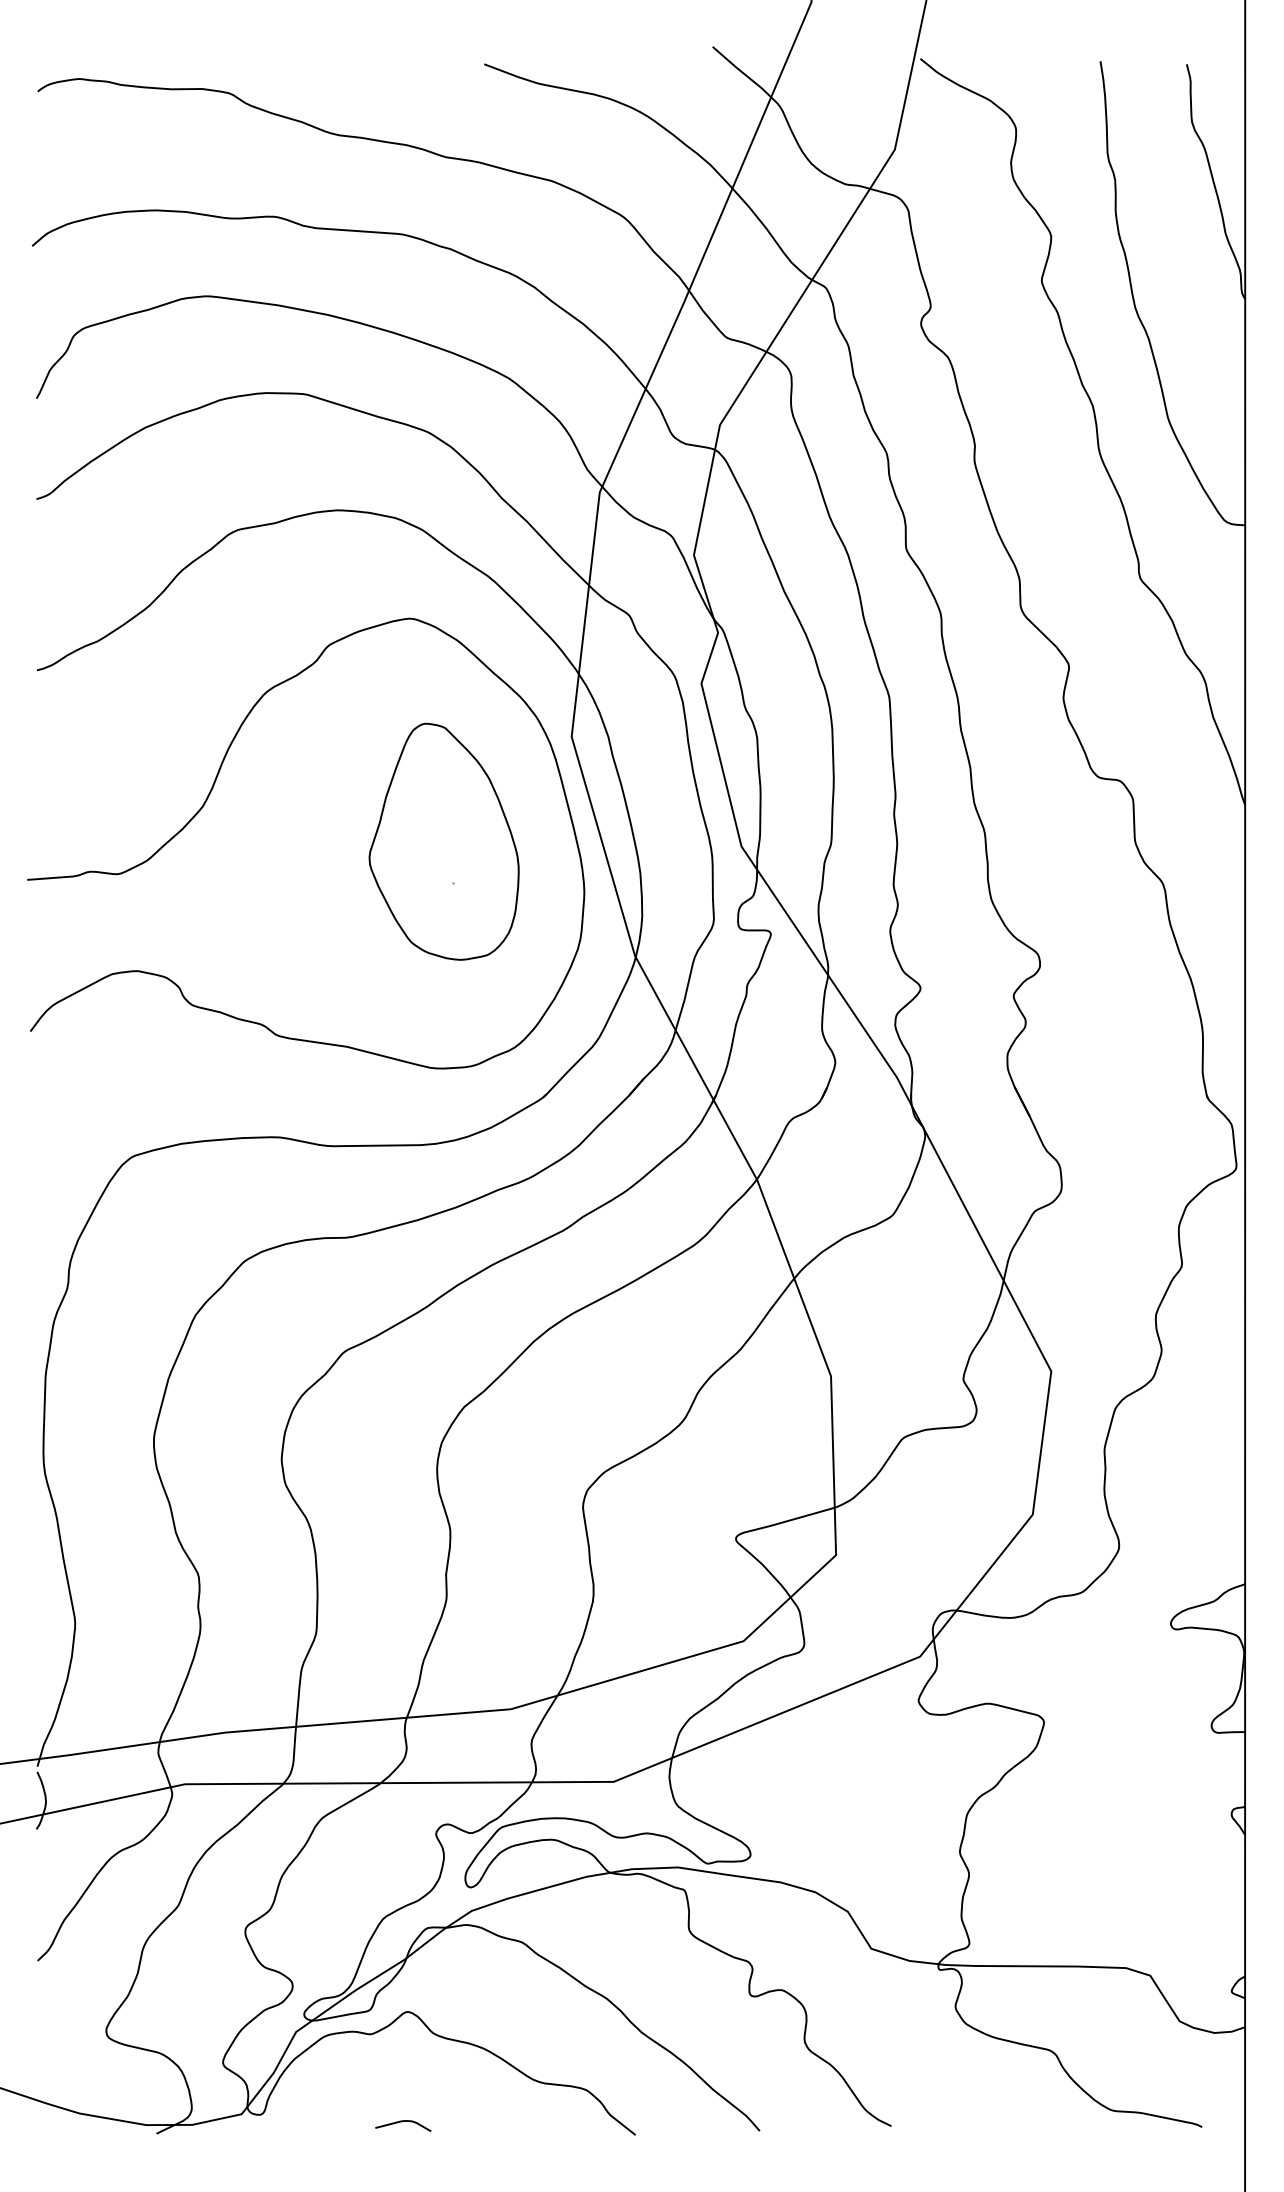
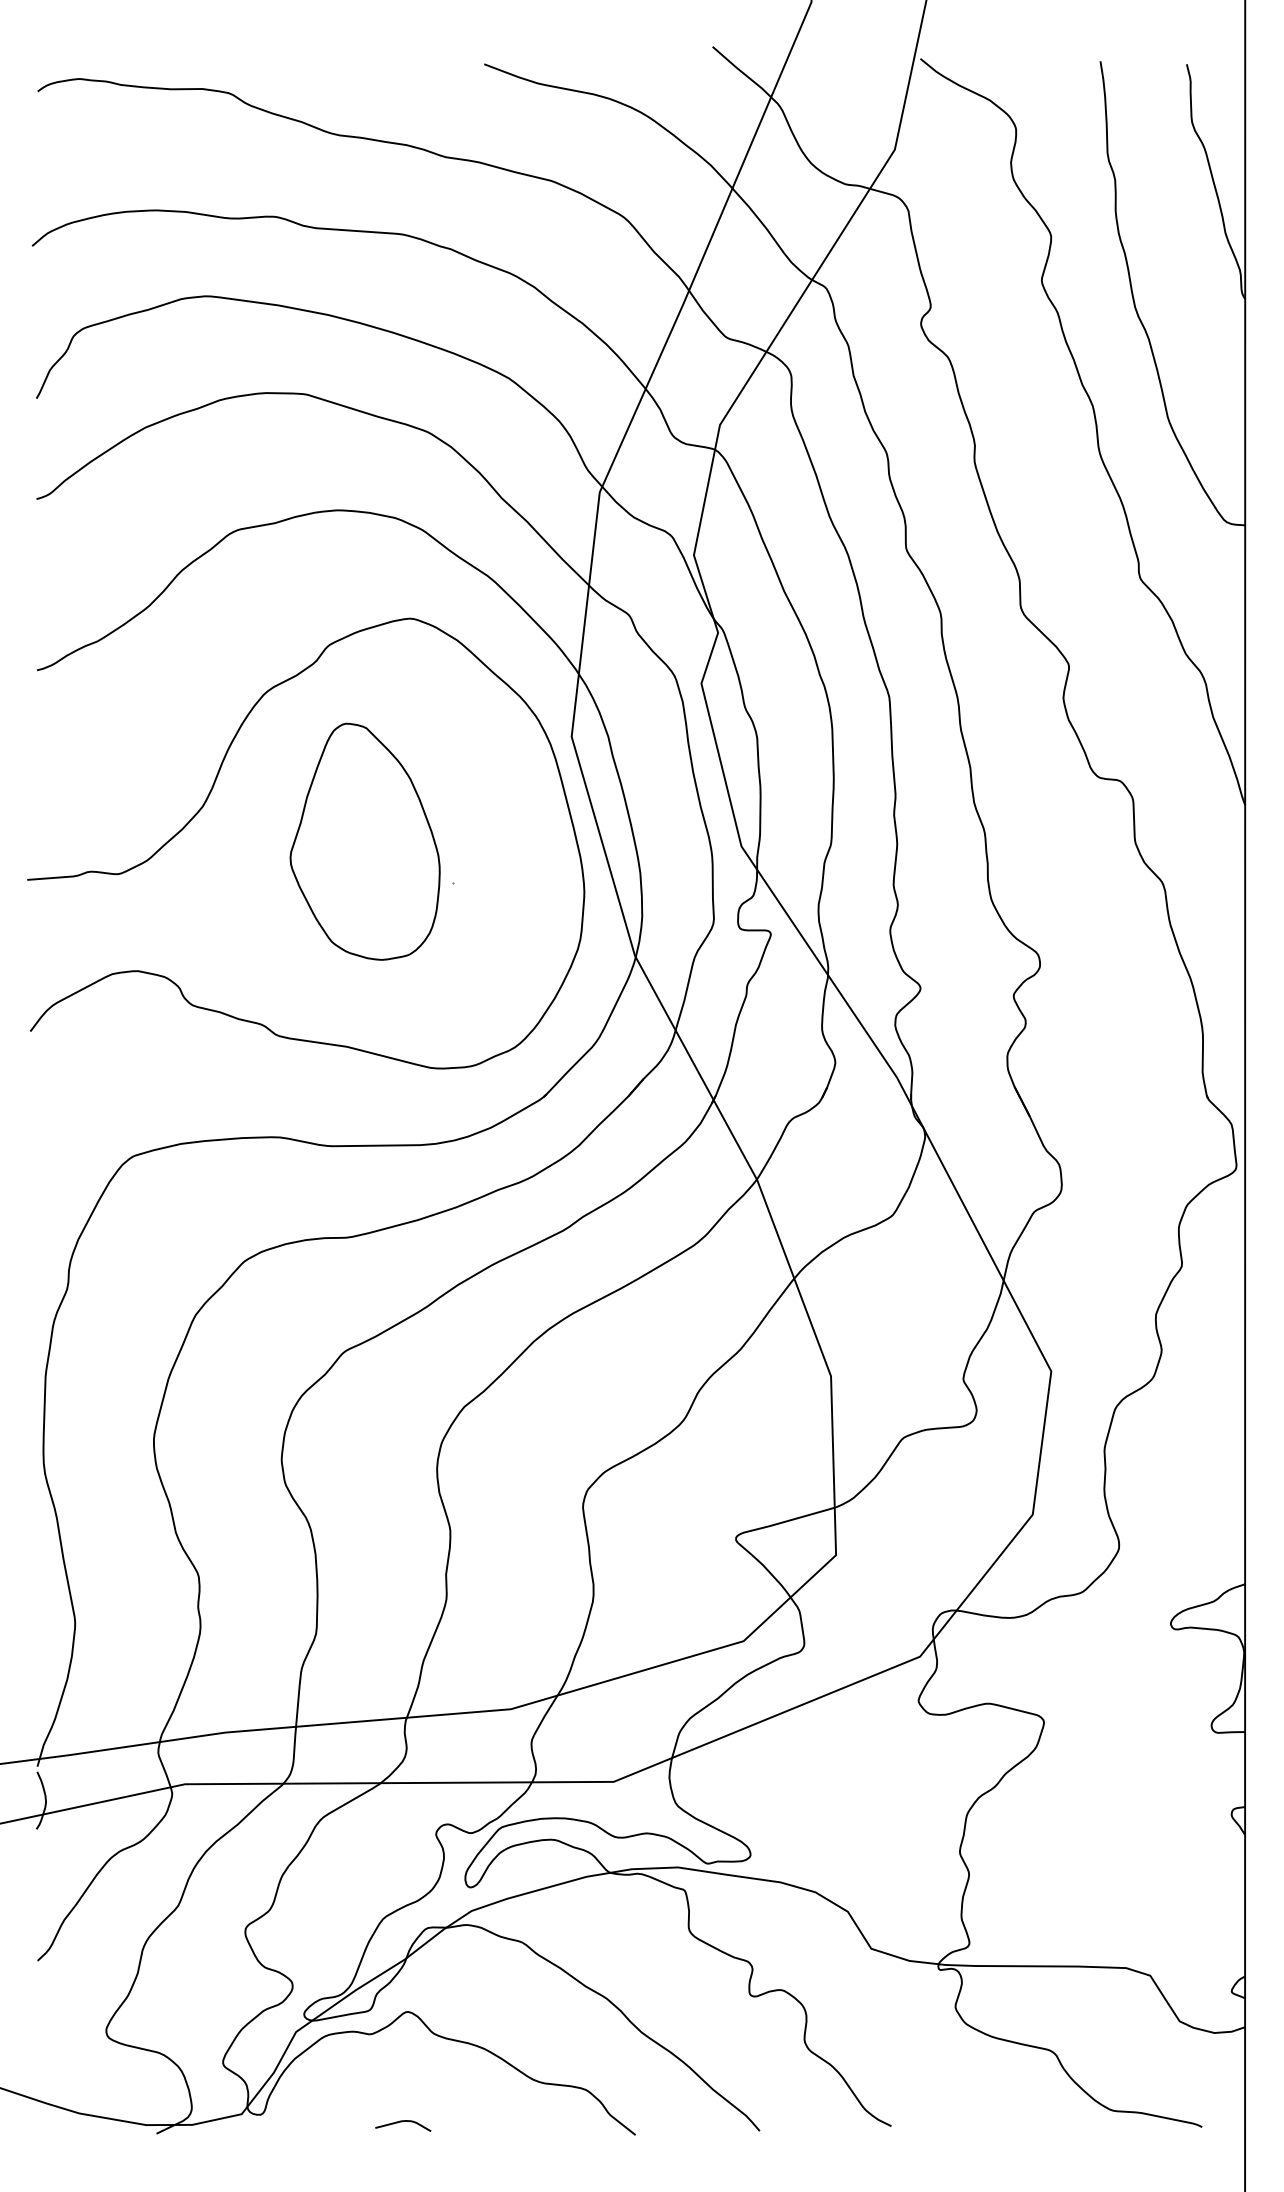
part position: (443, 841) -> (364, 841) (364, 841)
